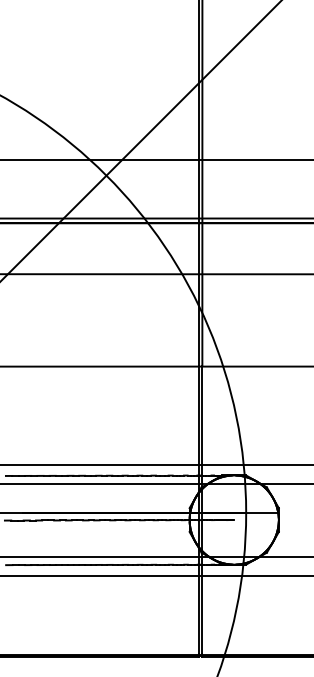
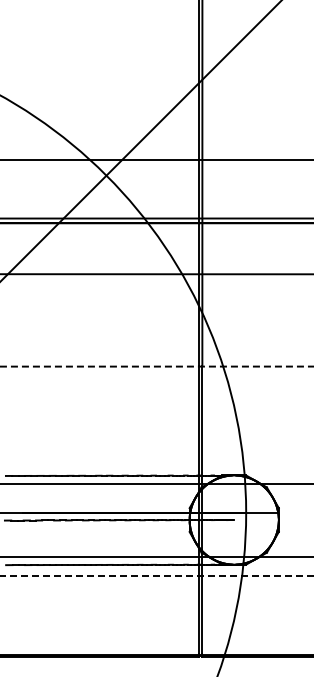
line: solid -> dashed (157, 366)
line: present -> none (156, 464)
line: solid -> dashed (157, 576)
